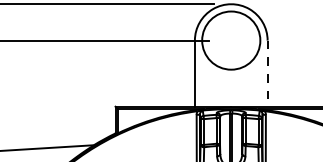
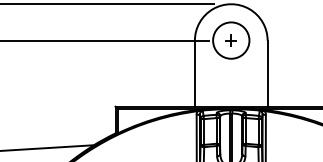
part: none -> present (230, 40)
circle diameter: 58 px -> 36 px (231, 40)
line: dashed -> solid (267, 74)
